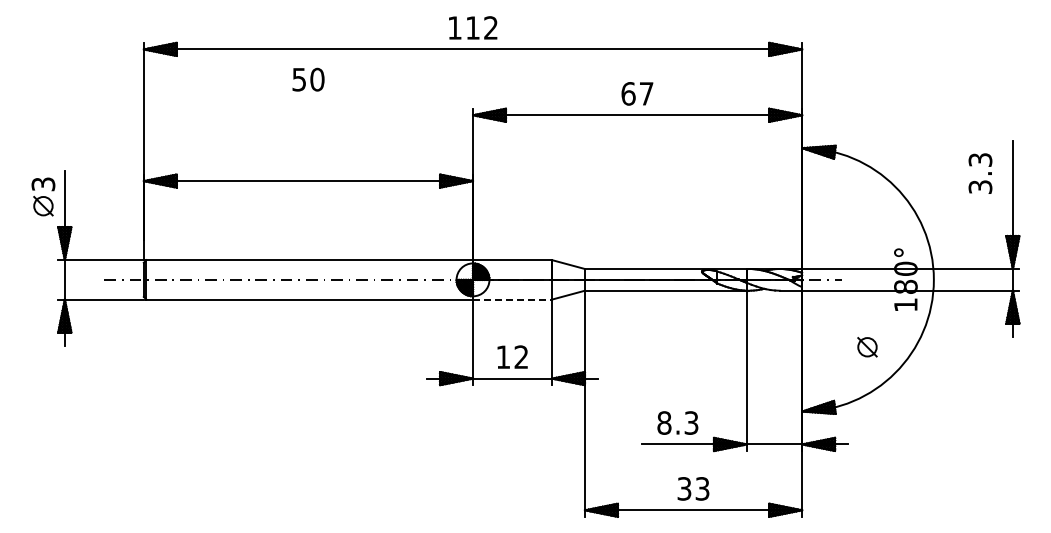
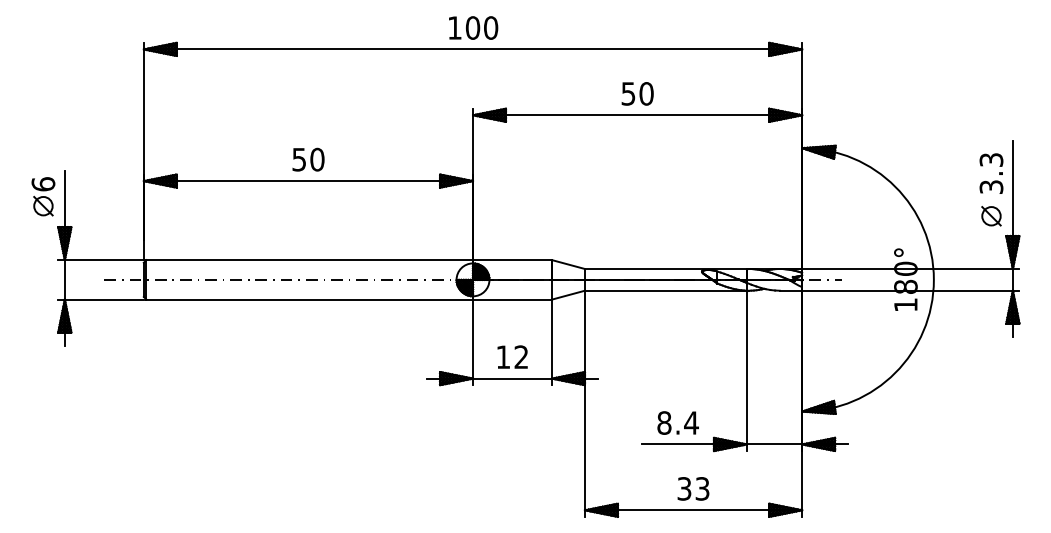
text: 112 -> 100 (481, 27)
text position: (308, 79) -> (308, 159) (308, 159)
text: 67 -> 50 (637, 93)
text position: (980, 173) -> (991, 173) (991, 173)
text: 3 -> 6 (43, 184)
line: dashed -> solid (512, 299)
part position: (867, 347) -> (991, 216) (991, 216)
text: 8.3 -> 8.4 (691, 422)
